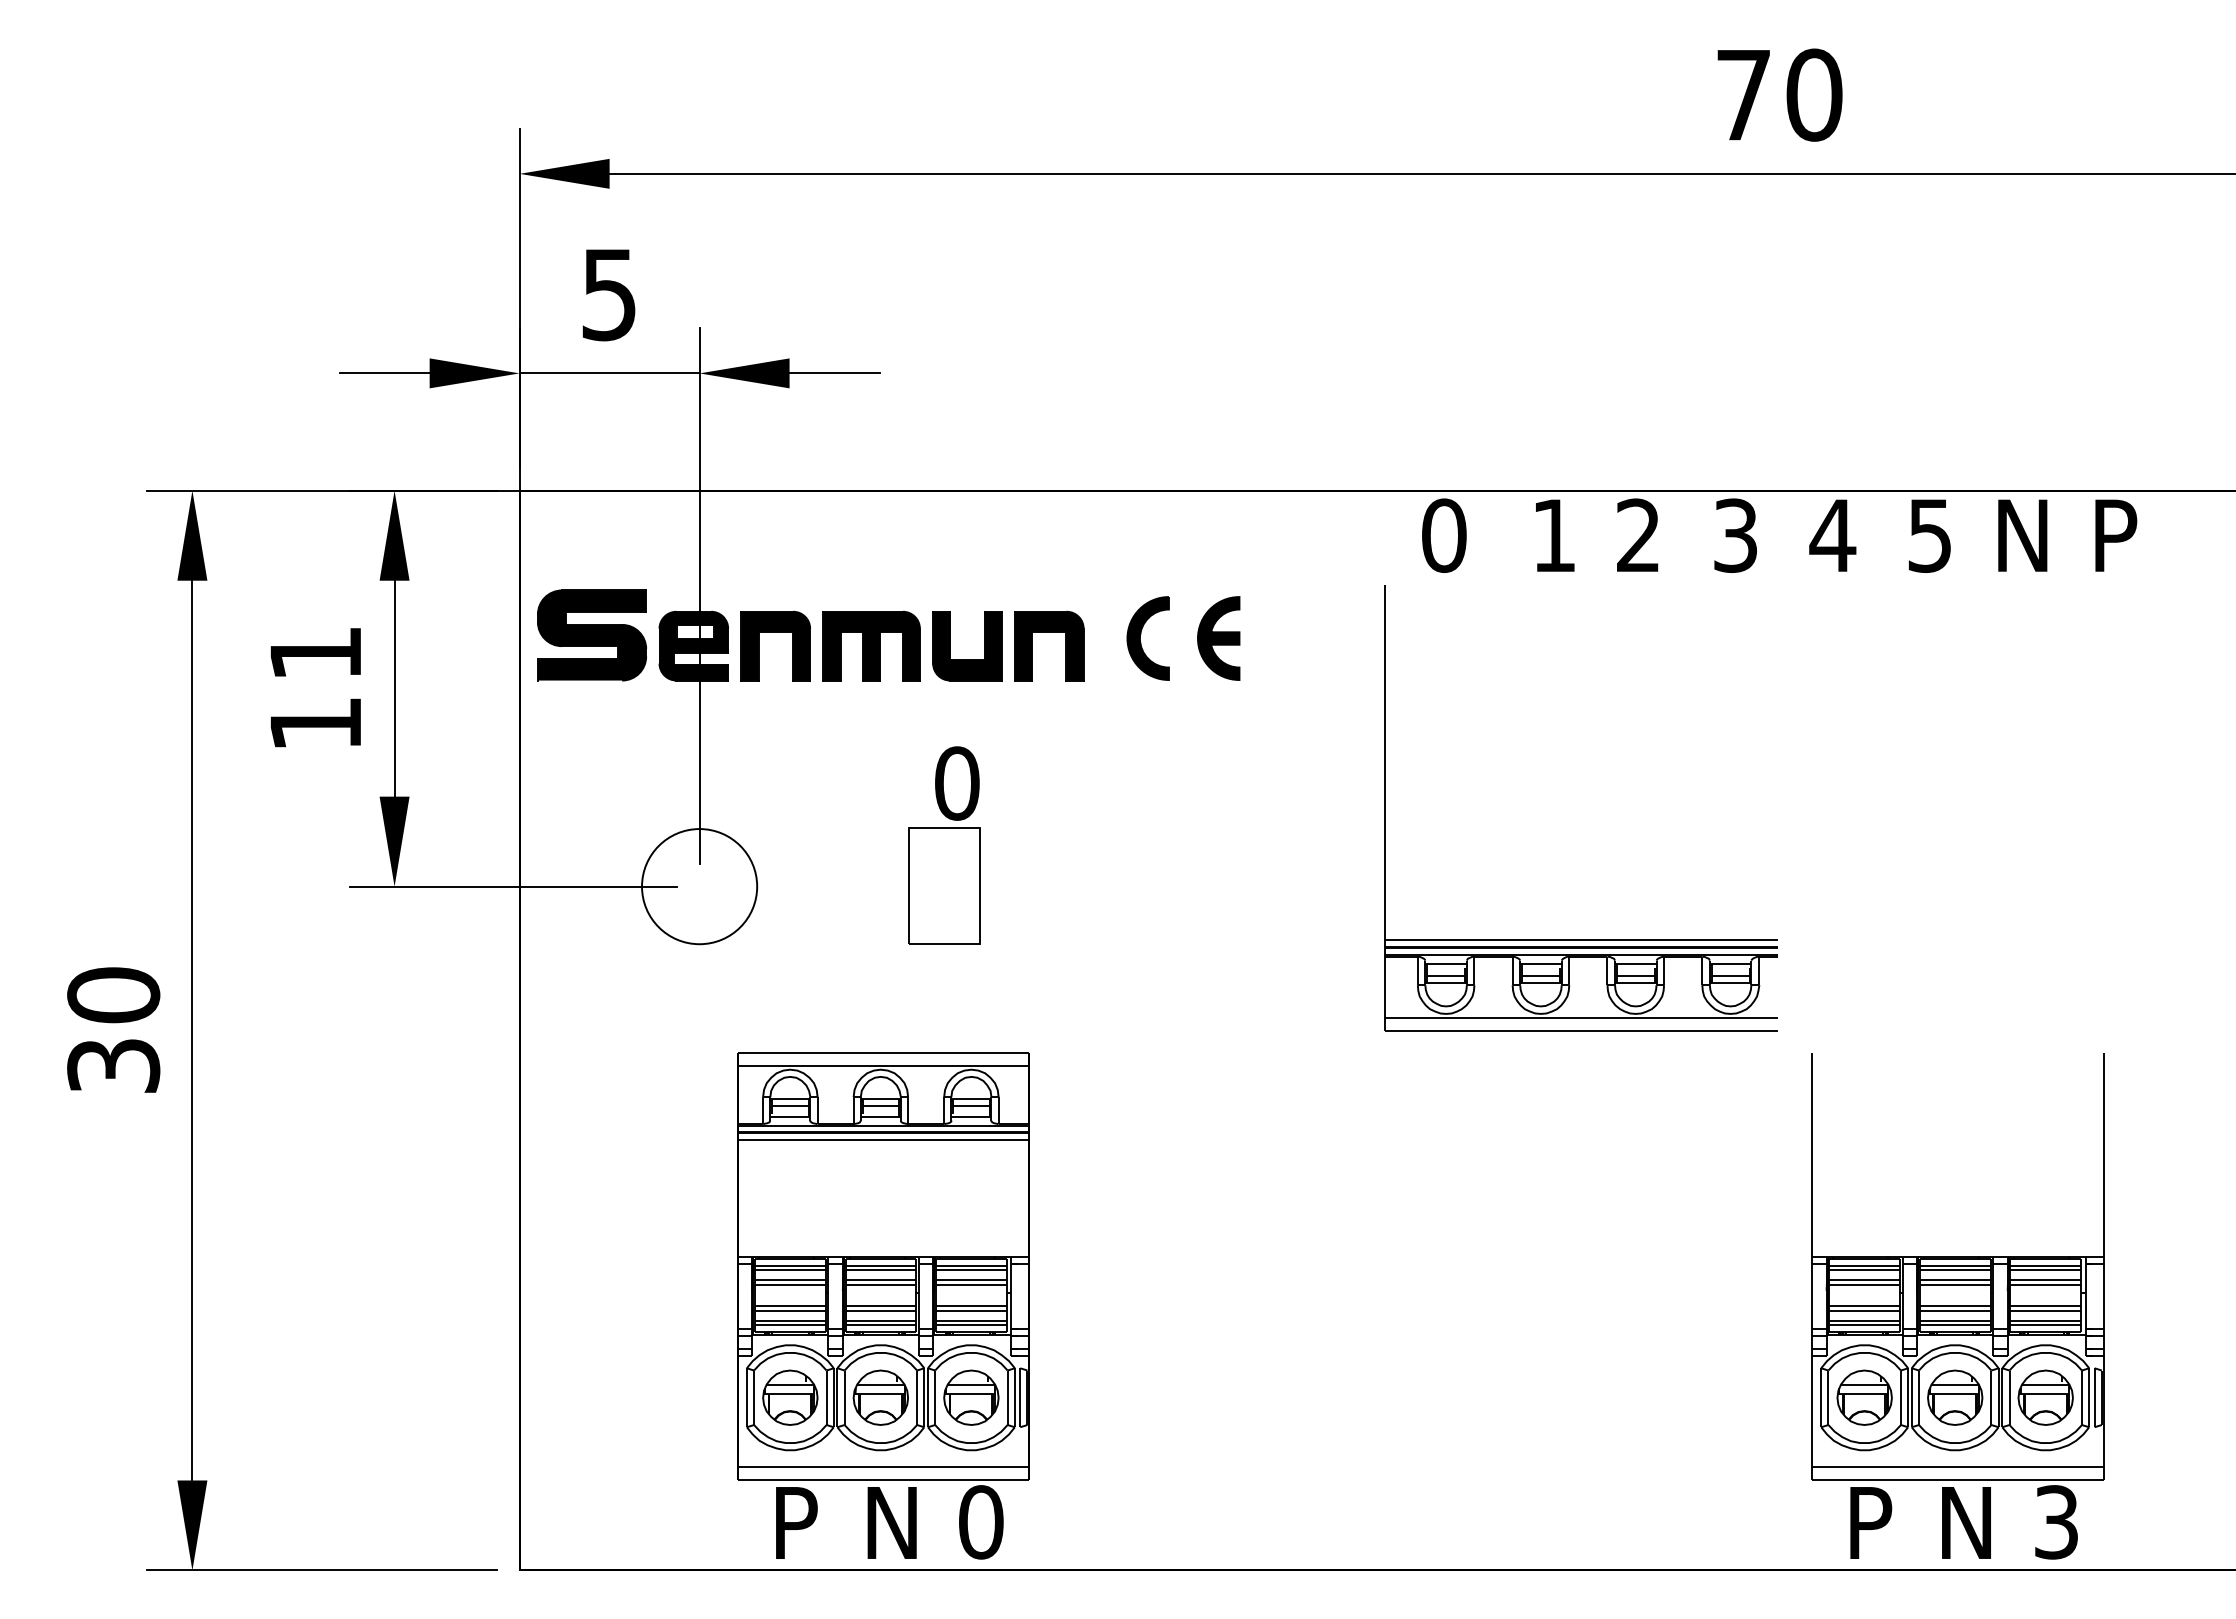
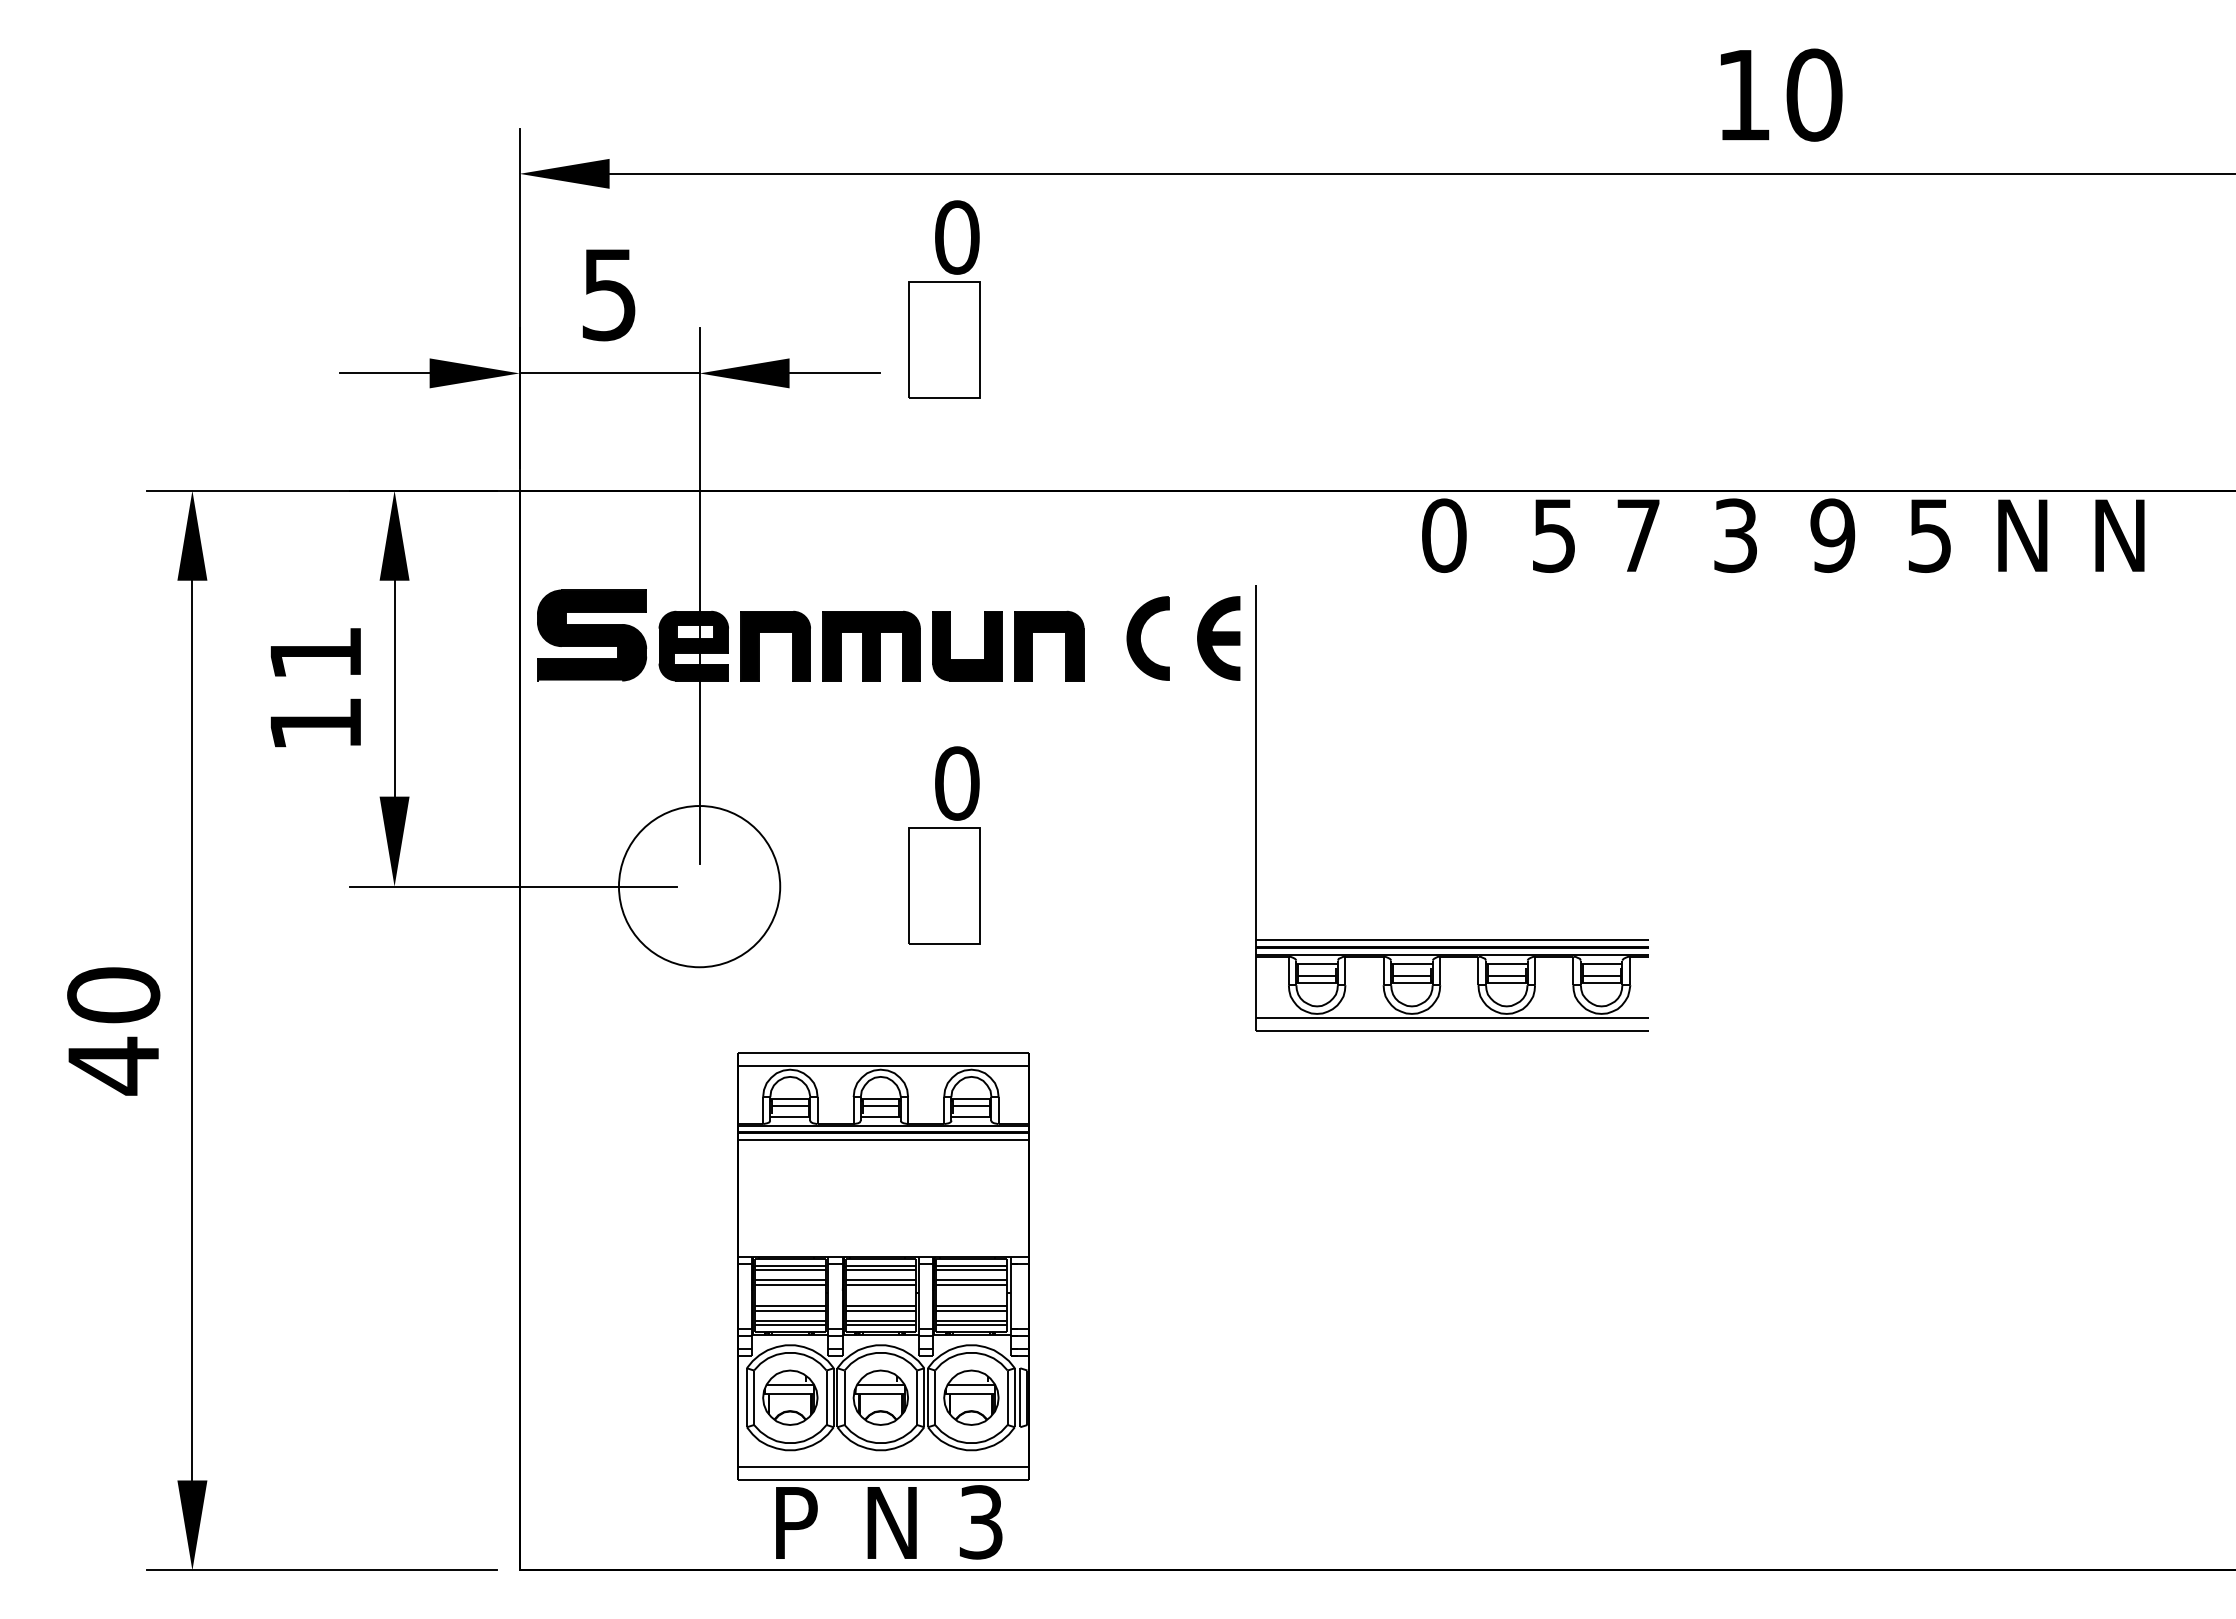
text: 70 -> 10 (1743, 95)
part: none -> present (944, 299)
text: 2 -> 7 (1638, 534)
text: 1 -> 5 (1553, 535)
text: 4 -> 9 (1832, 535)
text: P -> N (2124, 535)
circle diameter: 115 px -> 161 px (699, 886)
part position: (1580, 939) -> (1451, 939) (1451, 939)
text: 30 -> 40 (113, 1065)
part: present -> none (1957, 1306)
text: 0 -> 3 (981, 1522)
